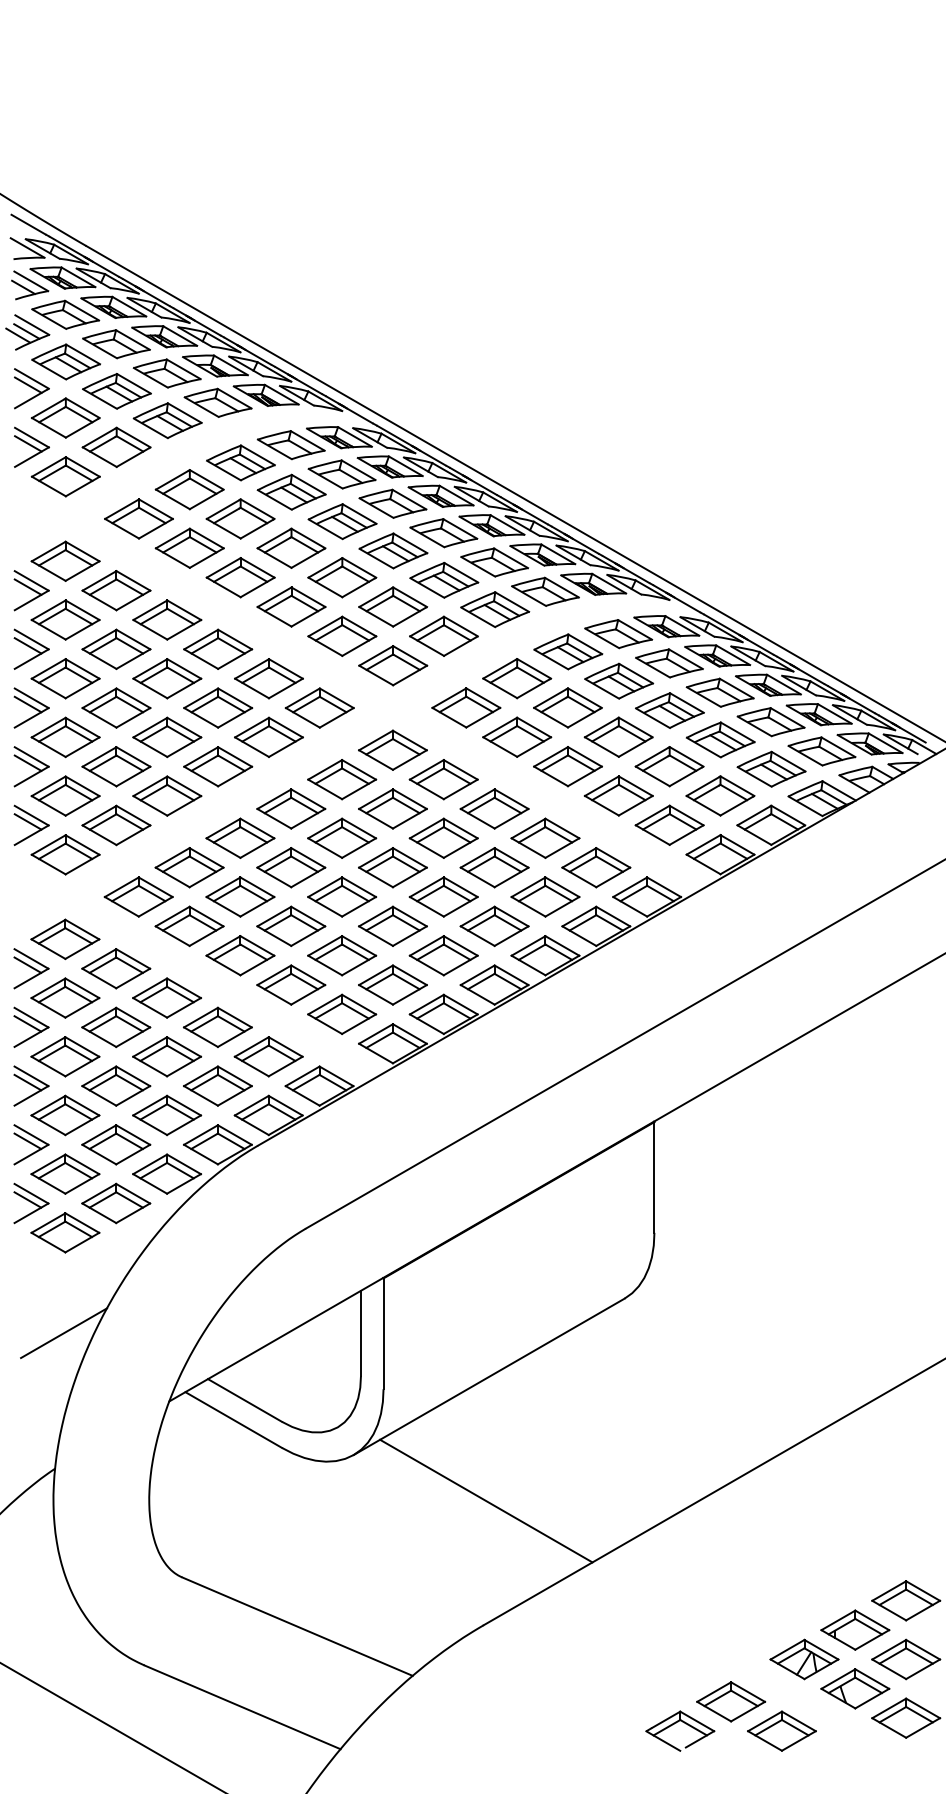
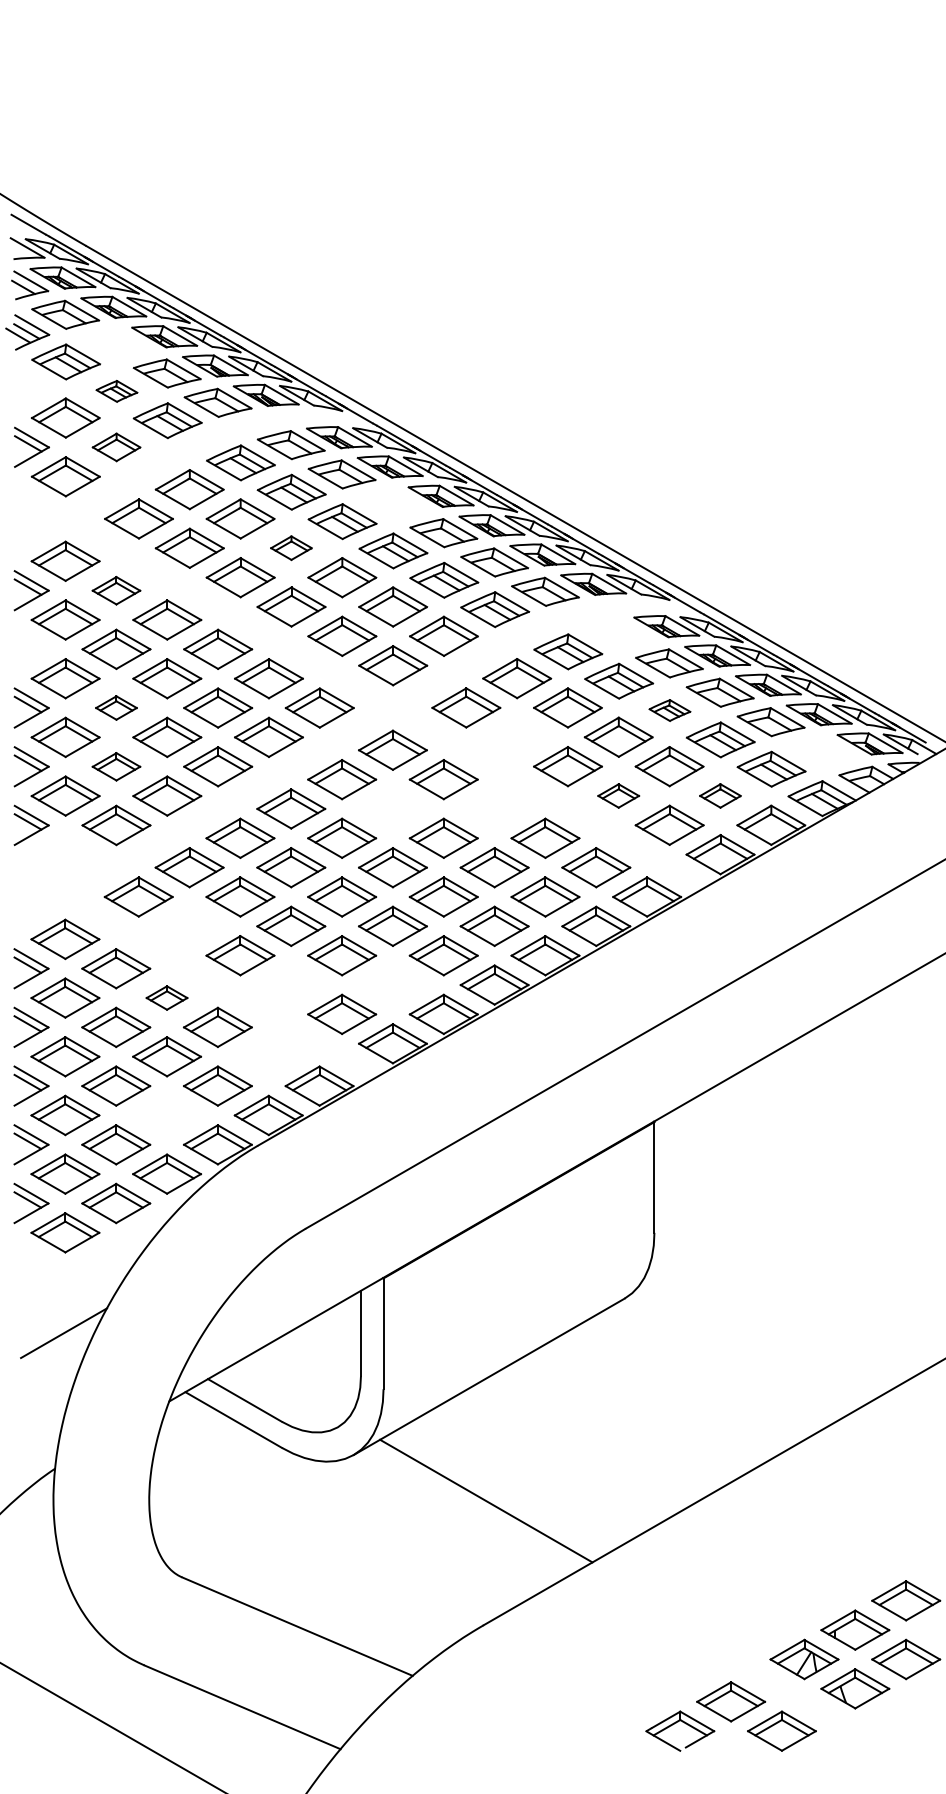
part: present -> none (116, 344)
part: present -> none (31, 388)
part size: 70x37 px -> 44x23 px (116, 391)
part size: 71x43 px -> 51x31 px (116, 447)
part: present -> none (392, 503)
part size: 71x42 px -> 43x27 px (291, 548)
part size: 71x42 px -> 51x31 px (116, 590)
part: present -> none (618, 634)
part: present -> none (31, 648)
part size: 71x42 px -> 43x26 px (116, 707)
part size: 70x37 px -> 44x23 px (669, 710)
part: present -> none (517, 736)
part: present -> none (821, 751)
part size: 71x42 px -> 51x30 px (116, 766)
part size: 71x42 px -> 44x26 px (618, 795)
part size: 71x42 px -> 43x26 px (720, 795)
part: present -> none (392, 808)
part: present -> none (494, 808)
part: present -> none (65, 854)
part: present -> none (189, 925)
part: present -> none (291, 984)
part: present -> none (392, 984)
part size: 70x42 px -> 44x26 px (166, 997)
part: present -> none (268, 1056)
part: present -> none (167, 1115)
part: present -> none (906, 1717)
